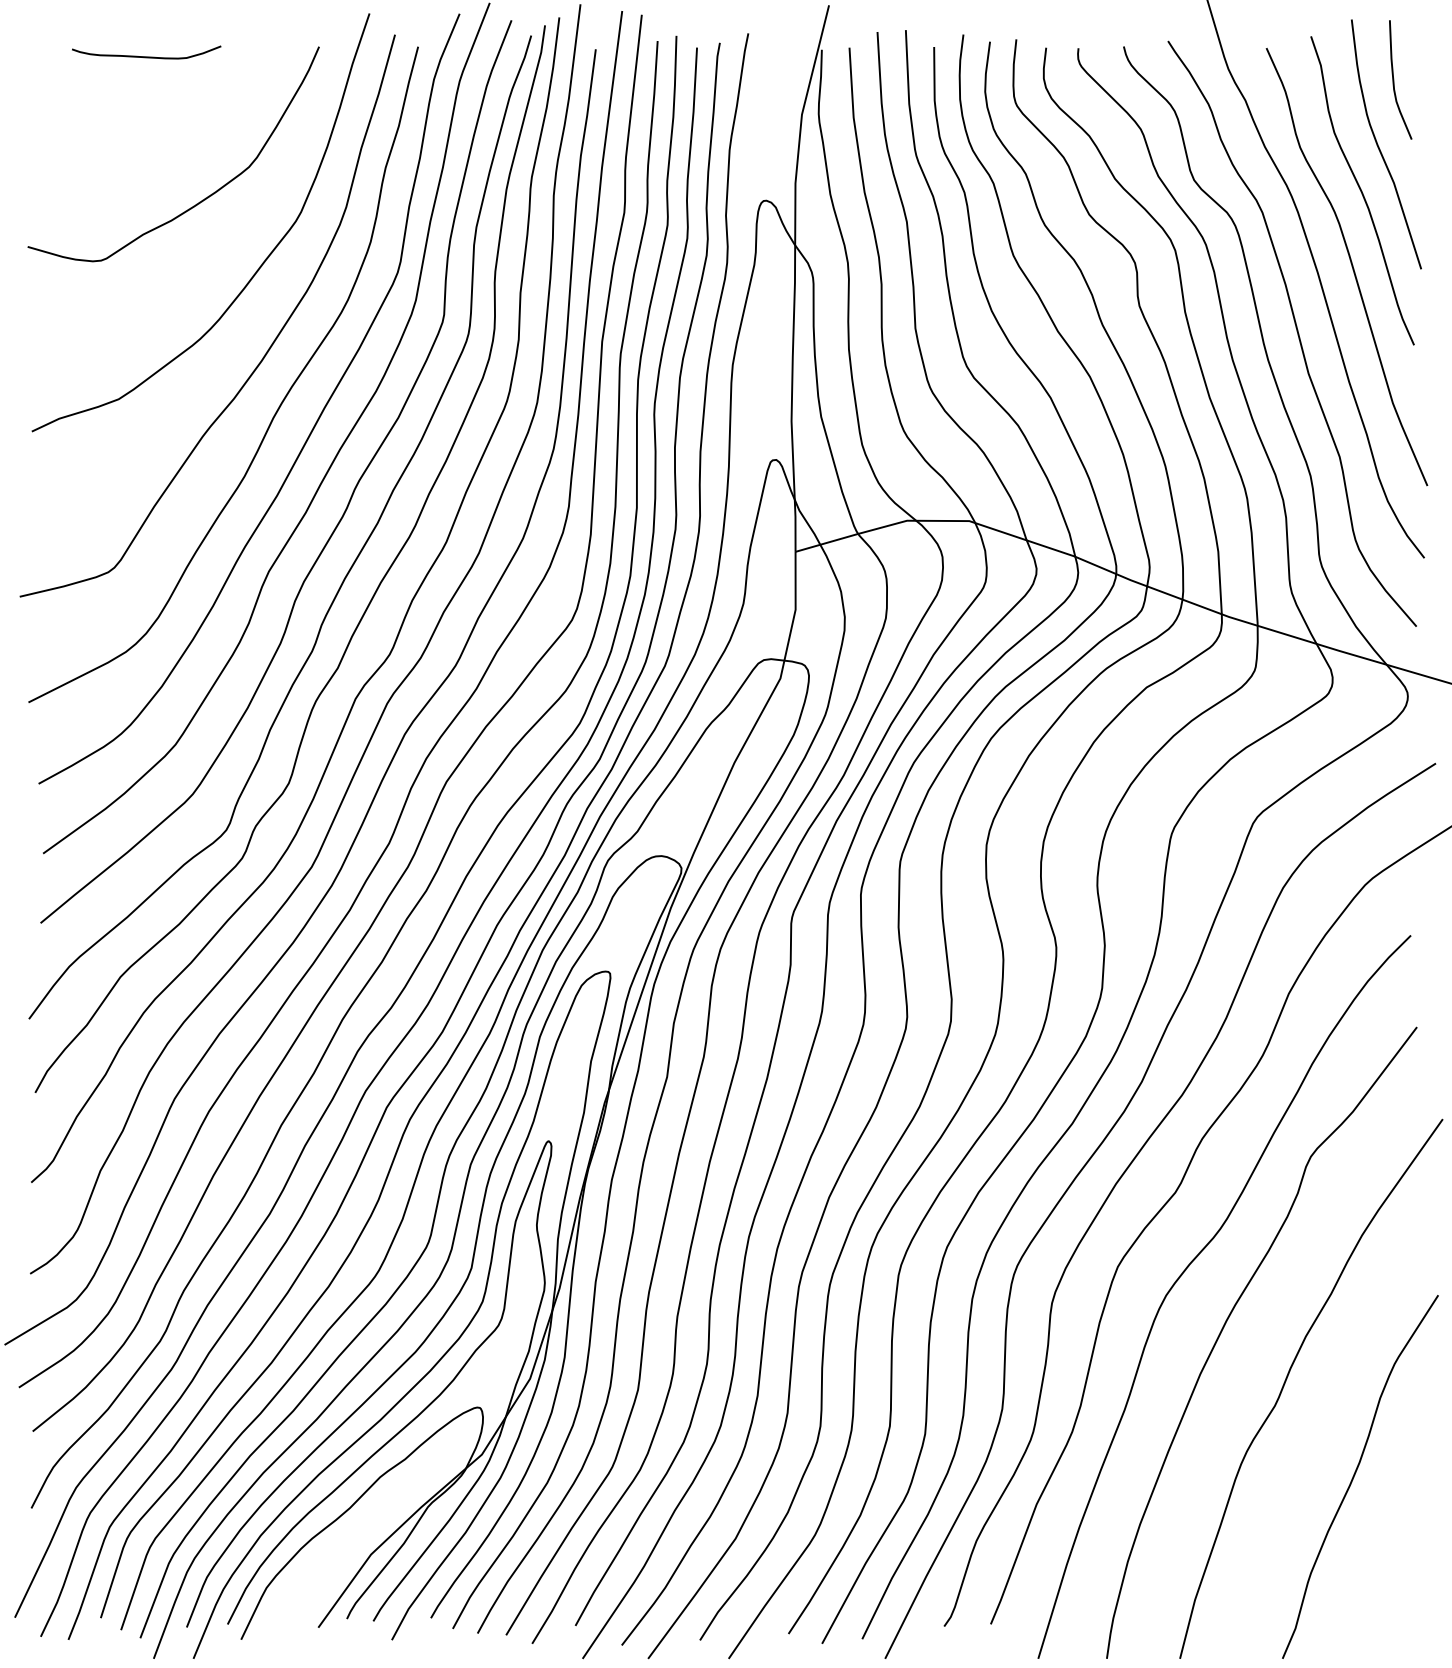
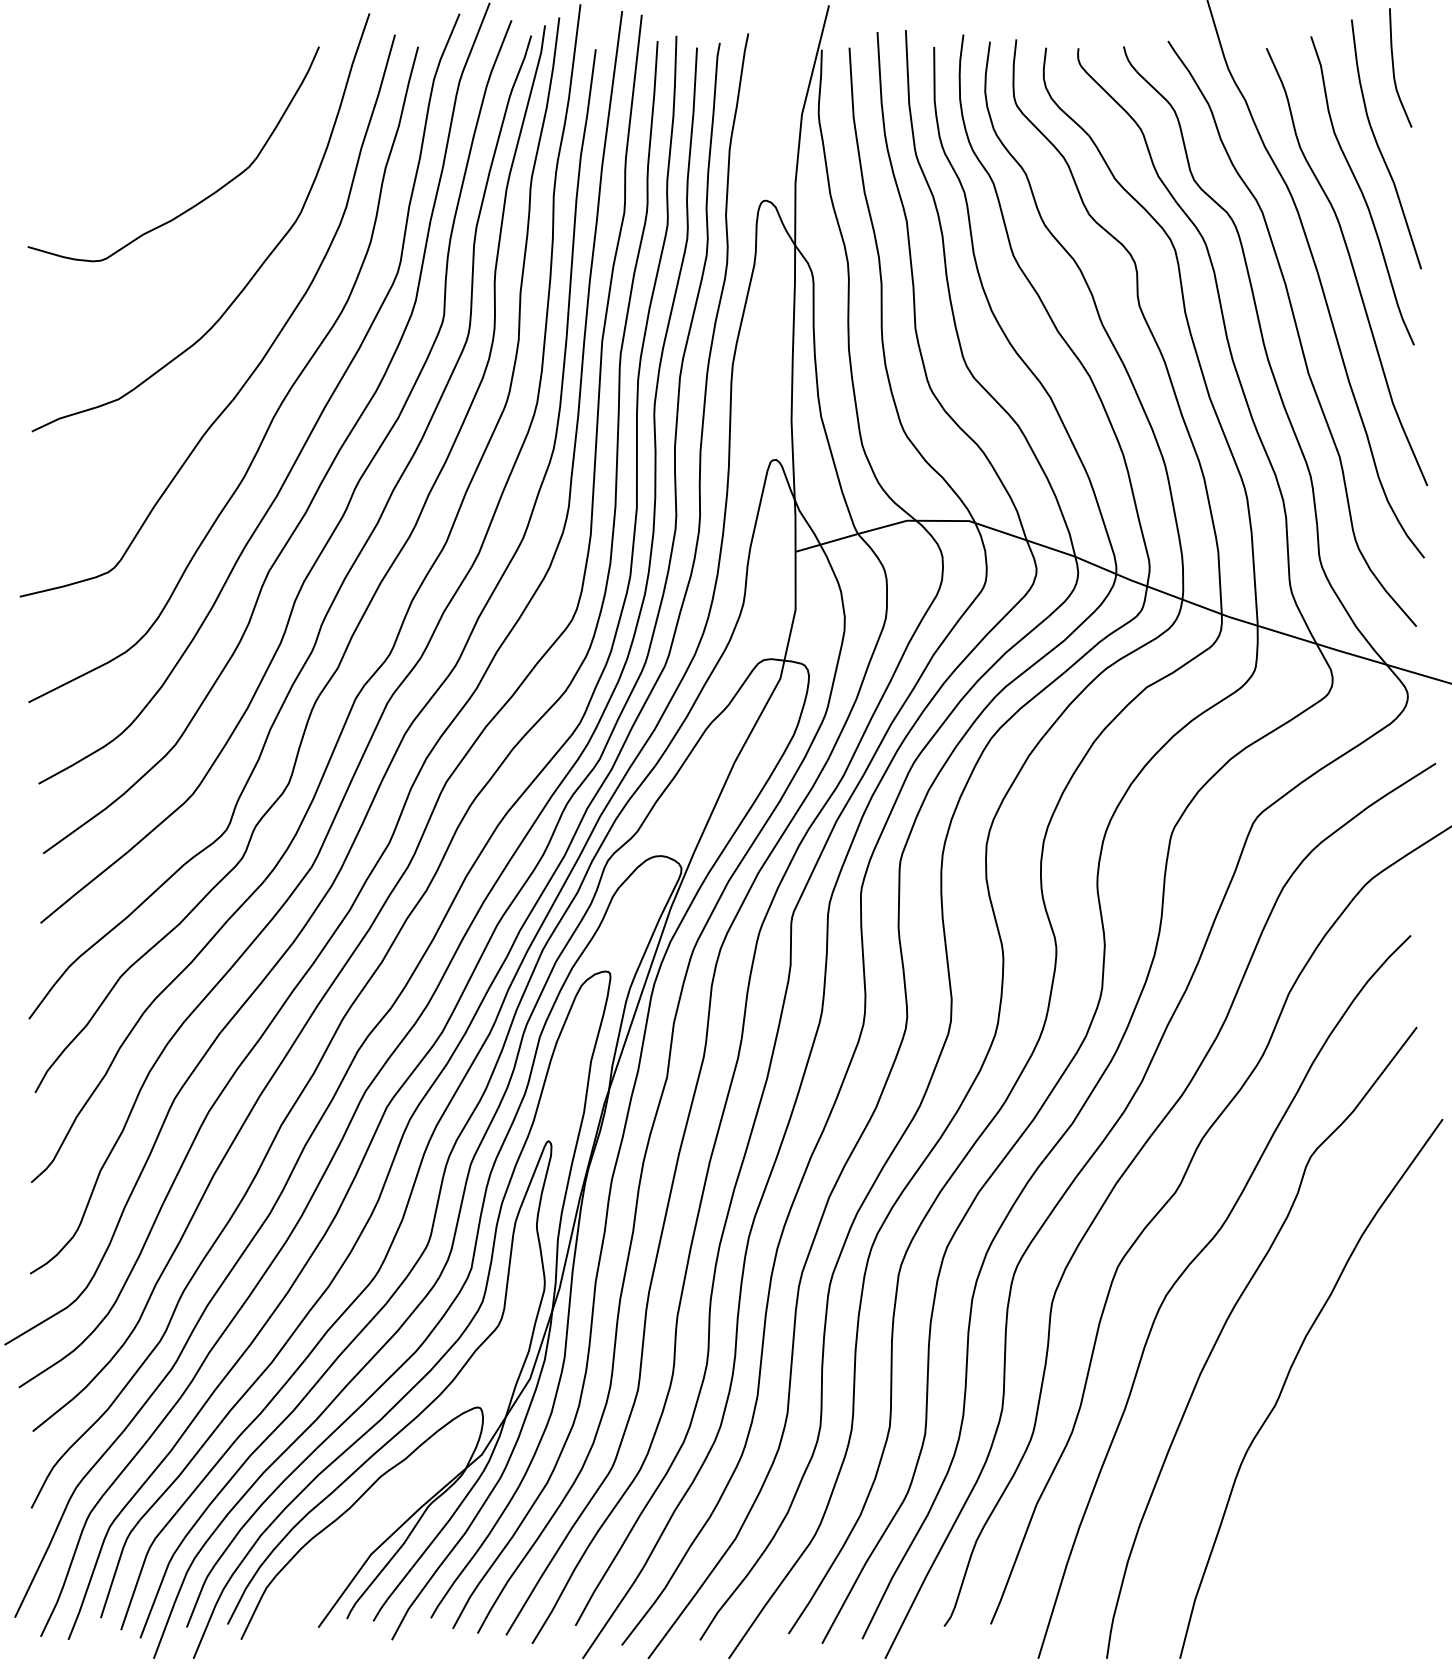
curve: present -> none (146, 56)
curve position: (1394, 79) -> (1394, 67) (1394, 67)
curve: present -> none (1355, 1475)
